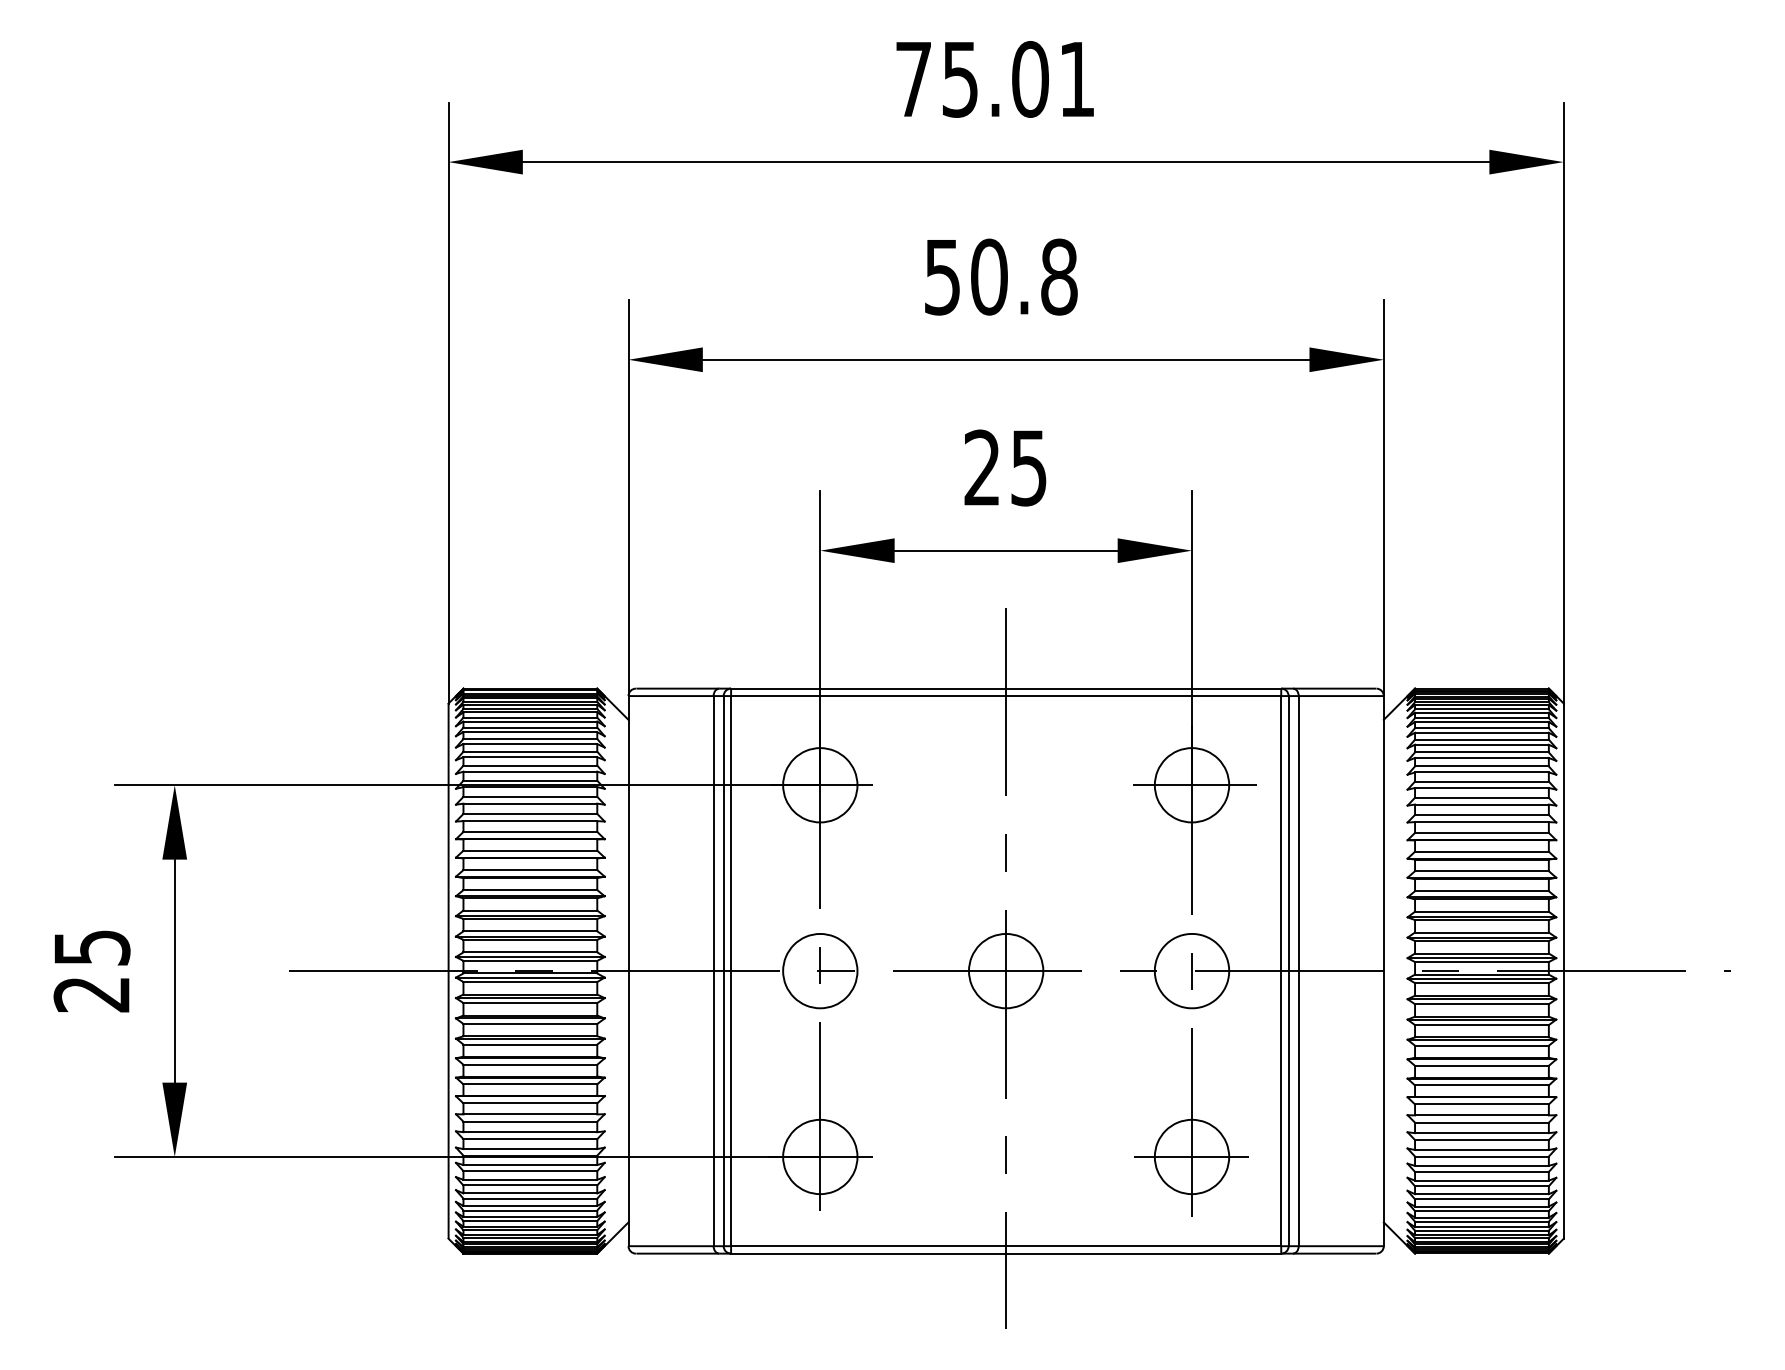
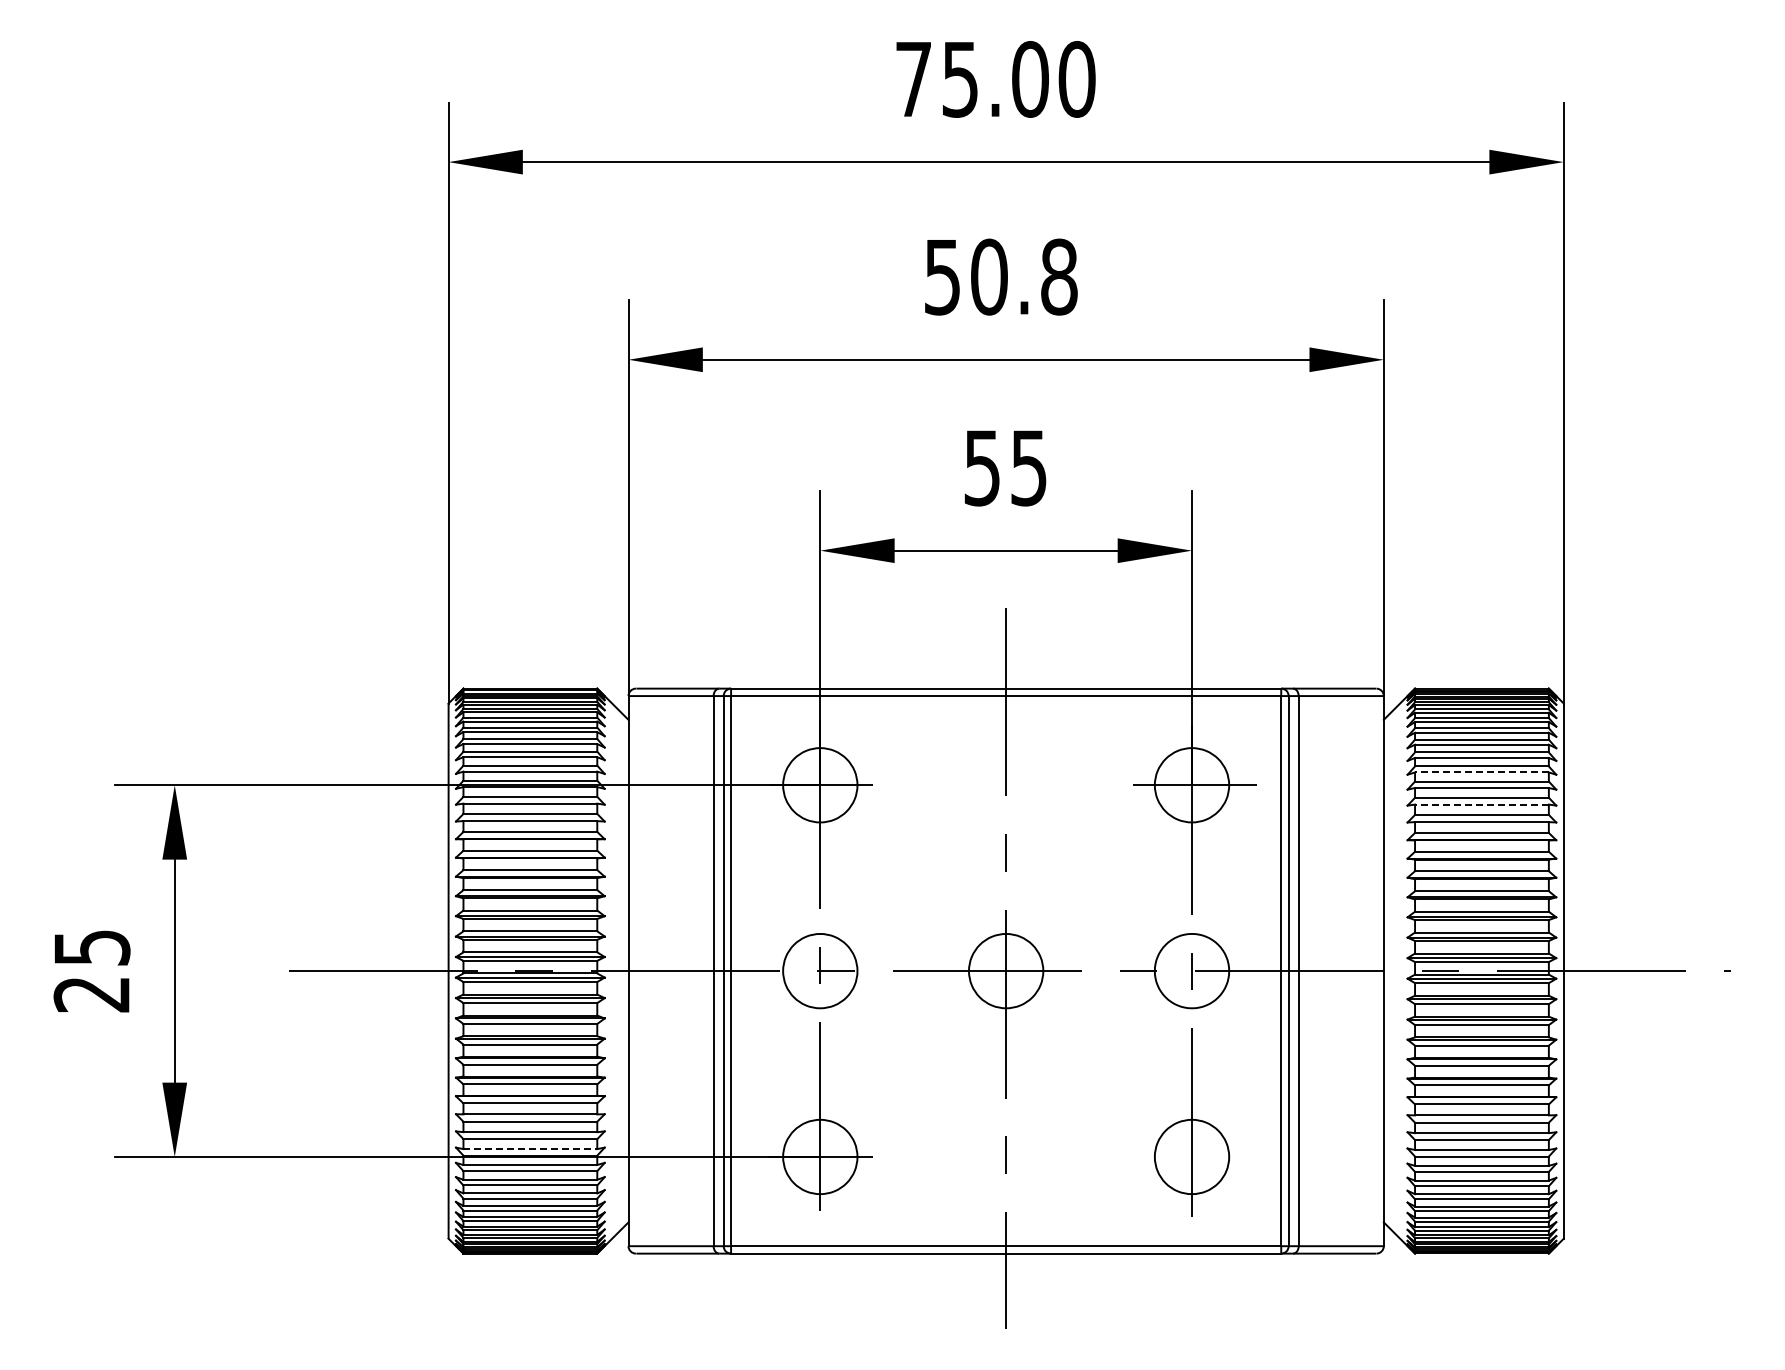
text: 75.01 -> 75.00 (1076, 79)
text: 25 -> 55 (981, 467)
line: solid -> dashed (1481, 772)
line: solid -> dashed (1481, 804)
line: solid -> dashed (530, 1149)
line: present -> none (1191, 1156)
